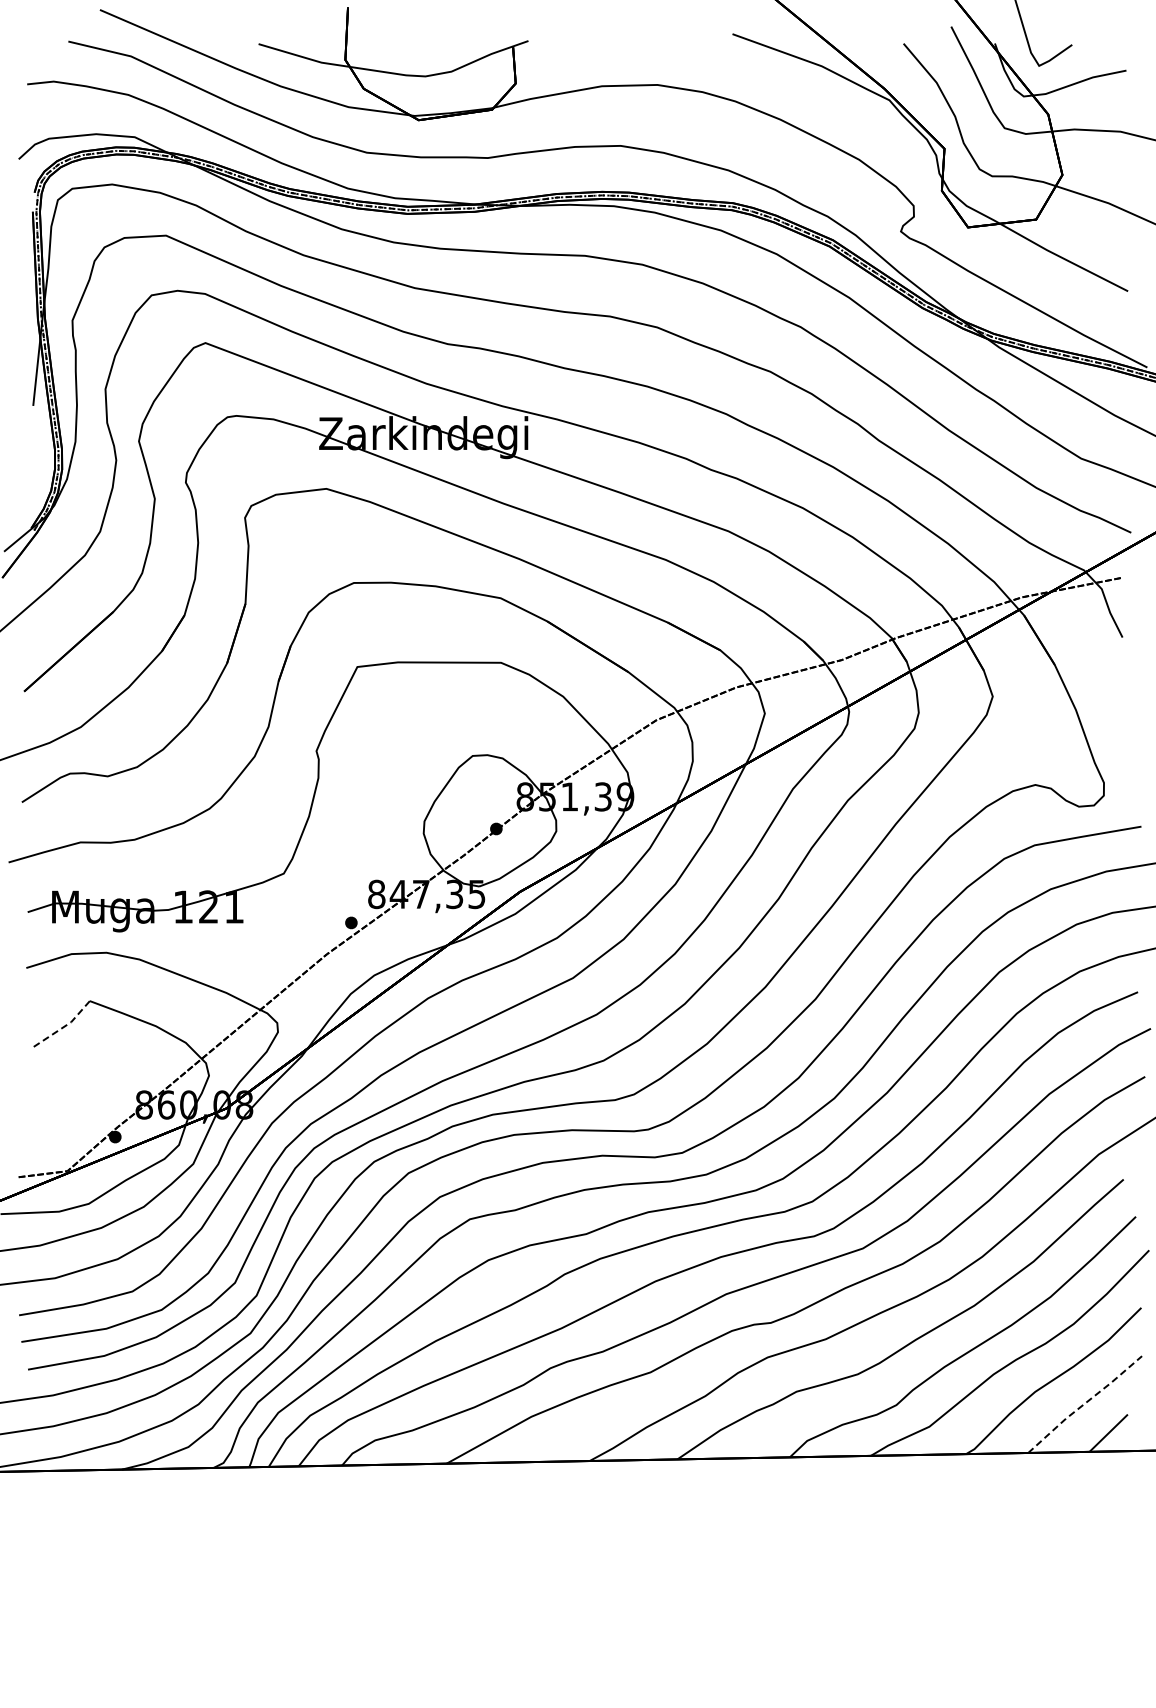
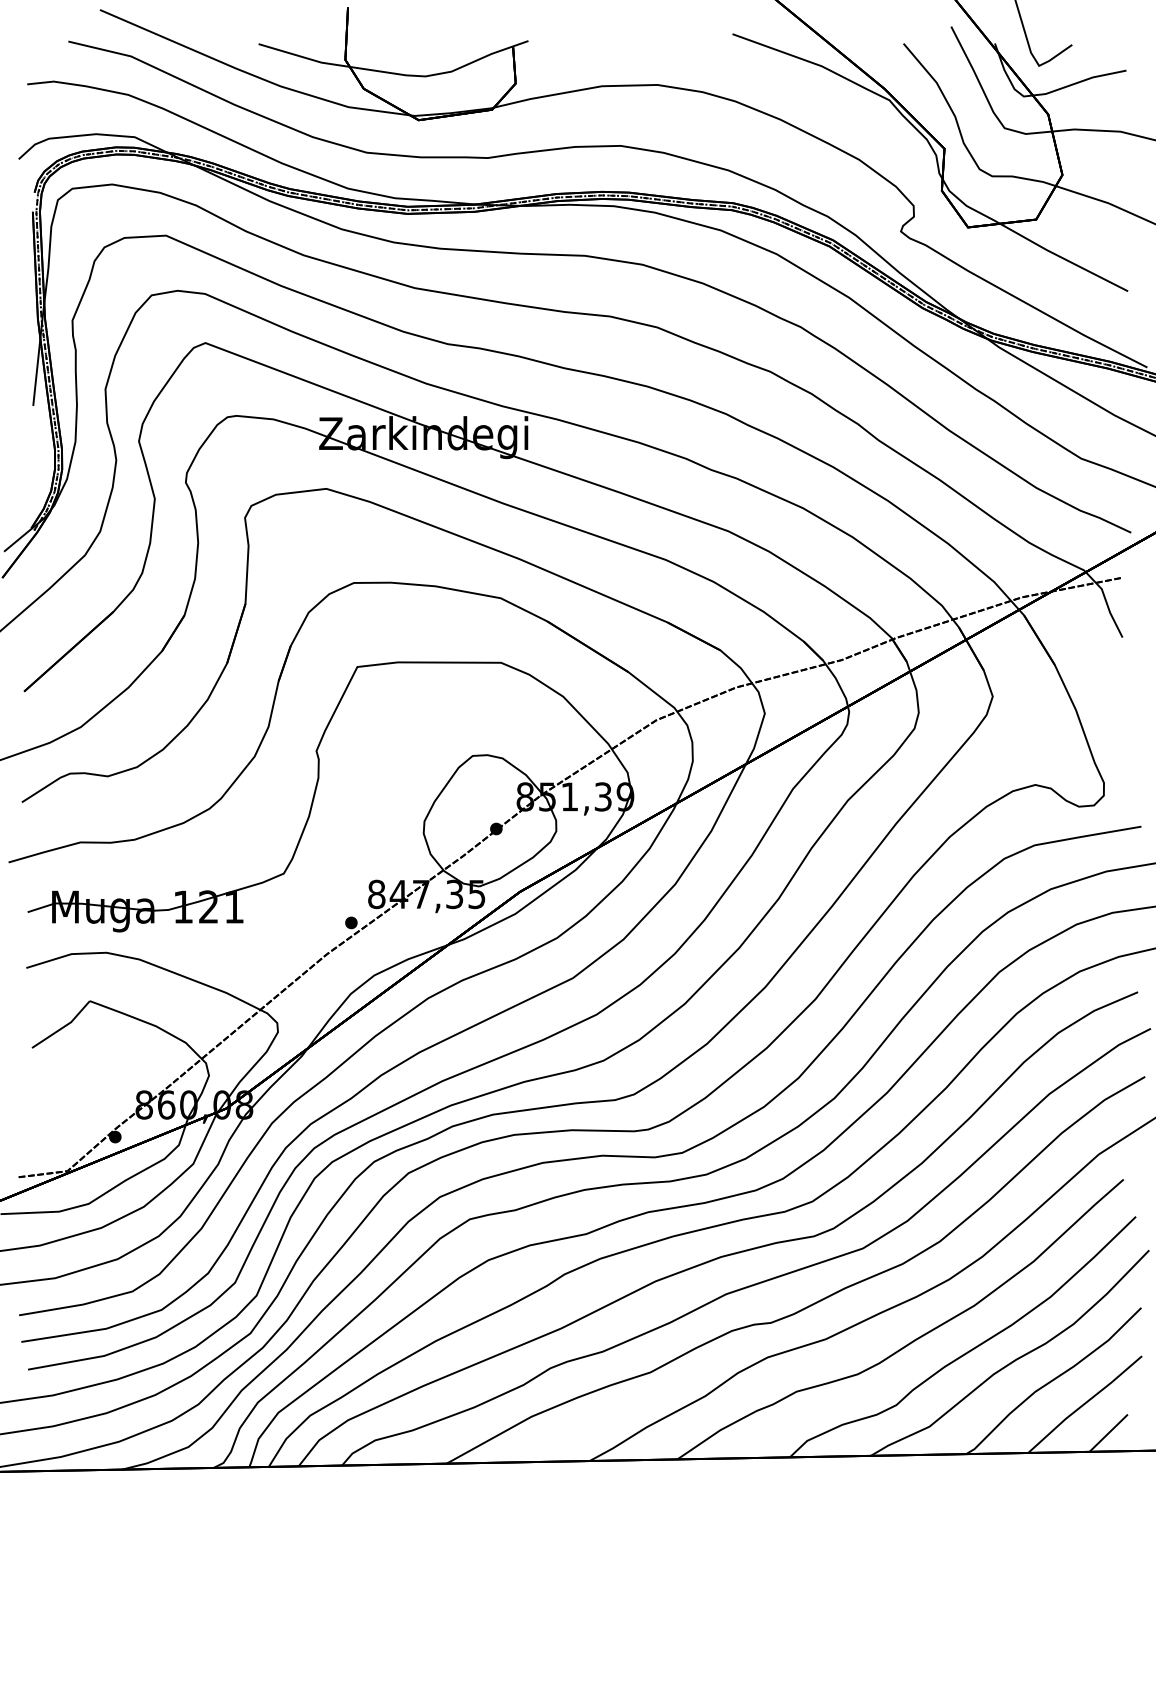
line: dashed -> solid (63, 1027)
line: dashed -> solid (1085, 1403)
